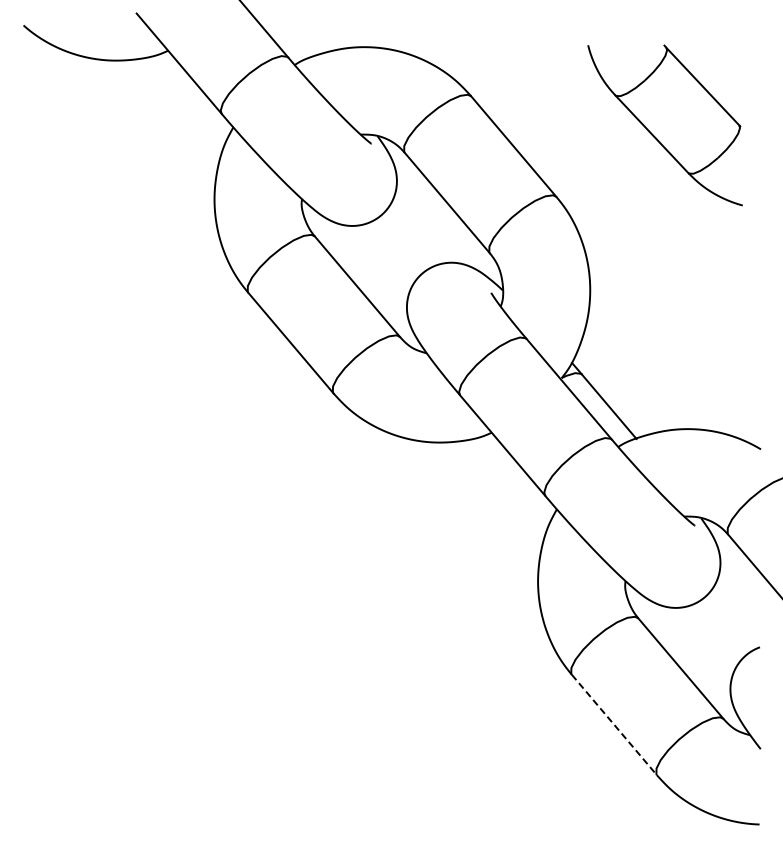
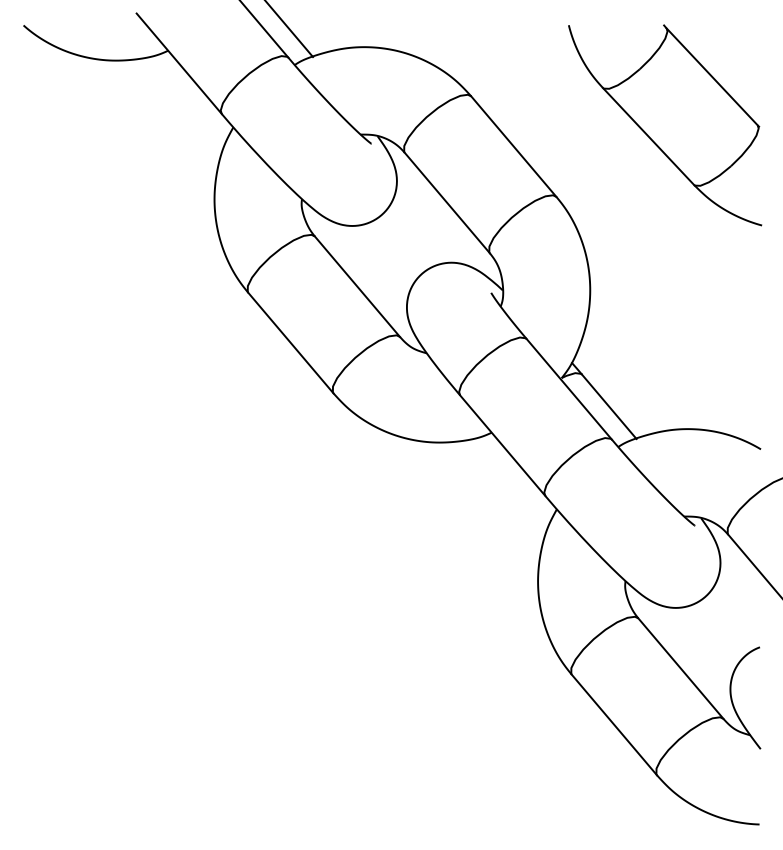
line: none -> present (289, 29)
part size: 156x163 px -> 195x203 px (665, 125)
line: dashed -> solid (614, 725)
